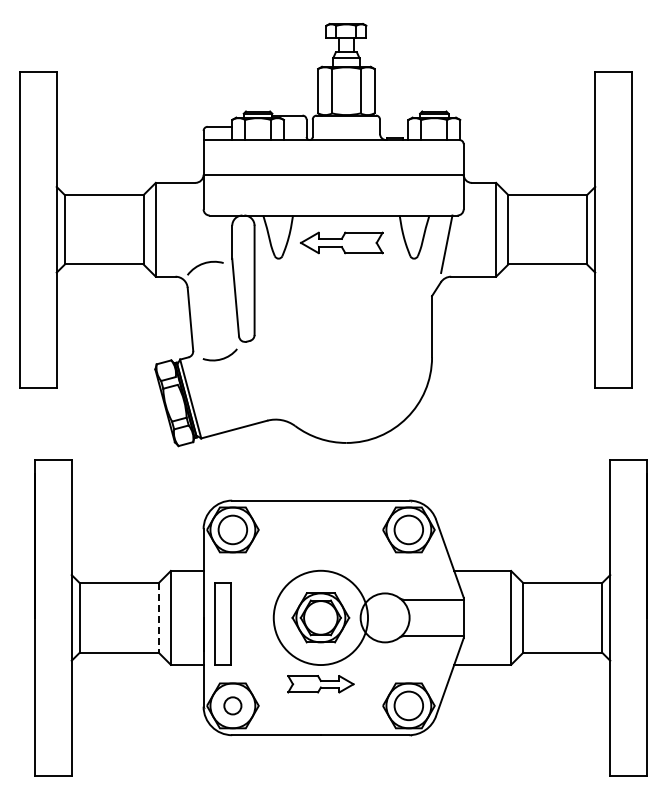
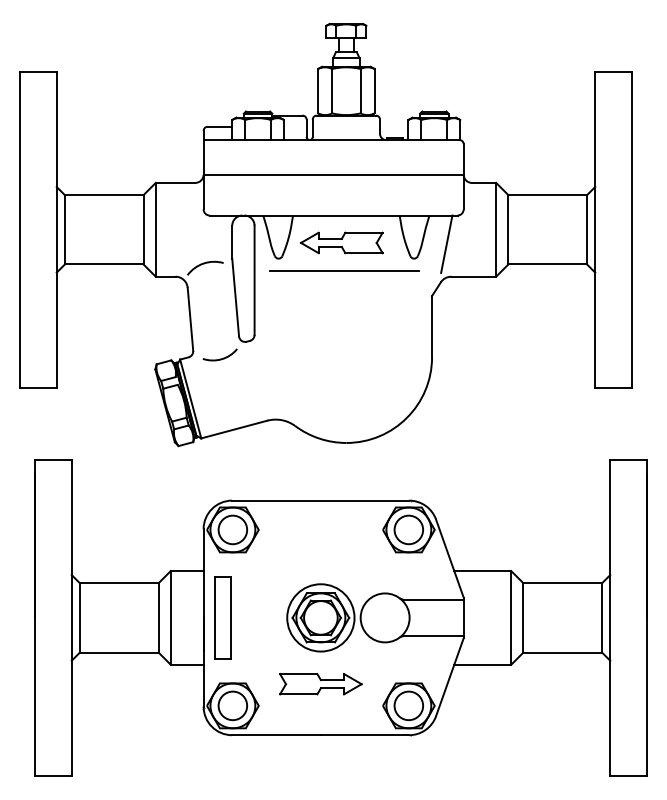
line: none -> present (344, 270)
line: dashed -> solid (158, 617)
circle diameter: 94 px -> 67 px (320, 617)
part position: (222, 623) -> (222, 617) (222, 617)
part size: 68x19 px -> 84x23 px (320, 684)
circle diameter: 17 px -> 29 px (232, 705)
